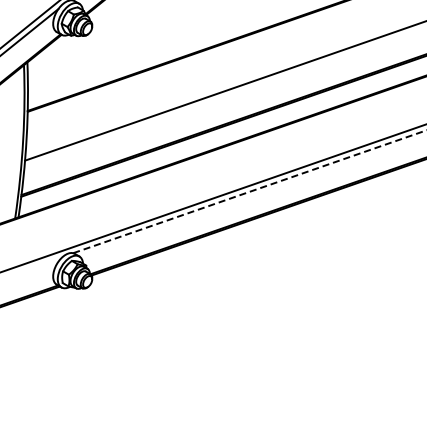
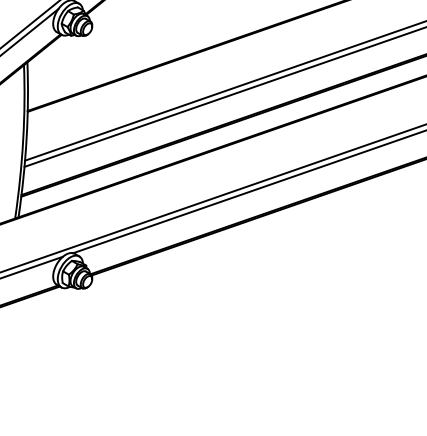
line: none -> present (223, 97)
line: dashed -> solid (249, 191)
line: none -> present (32, 266)
